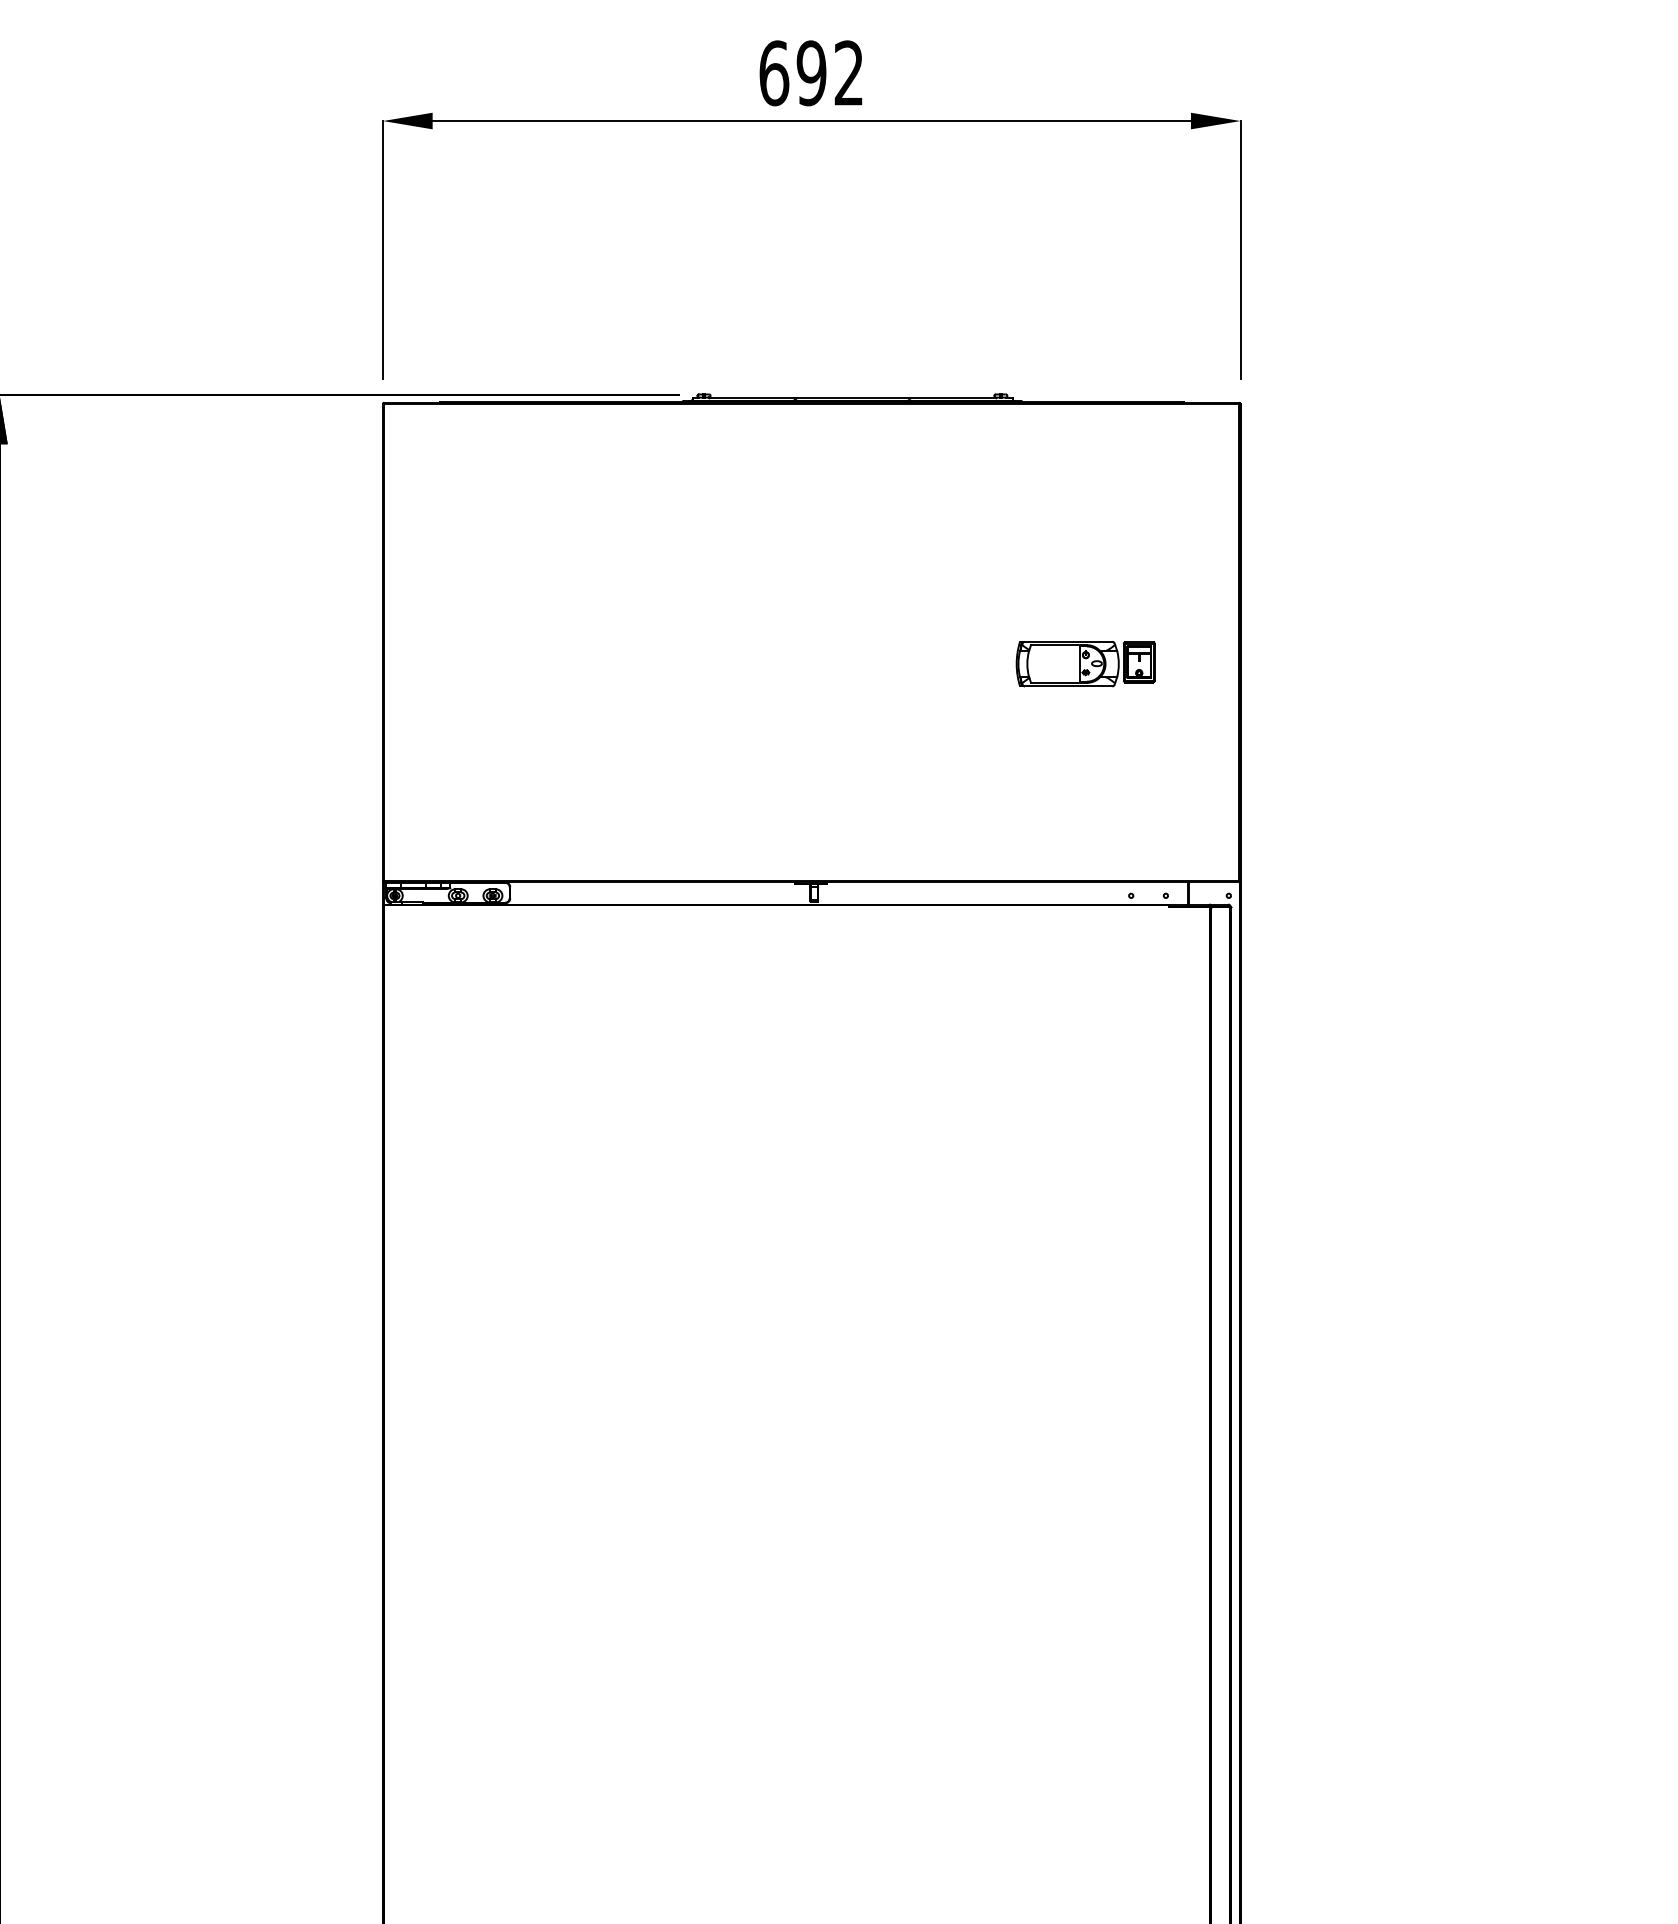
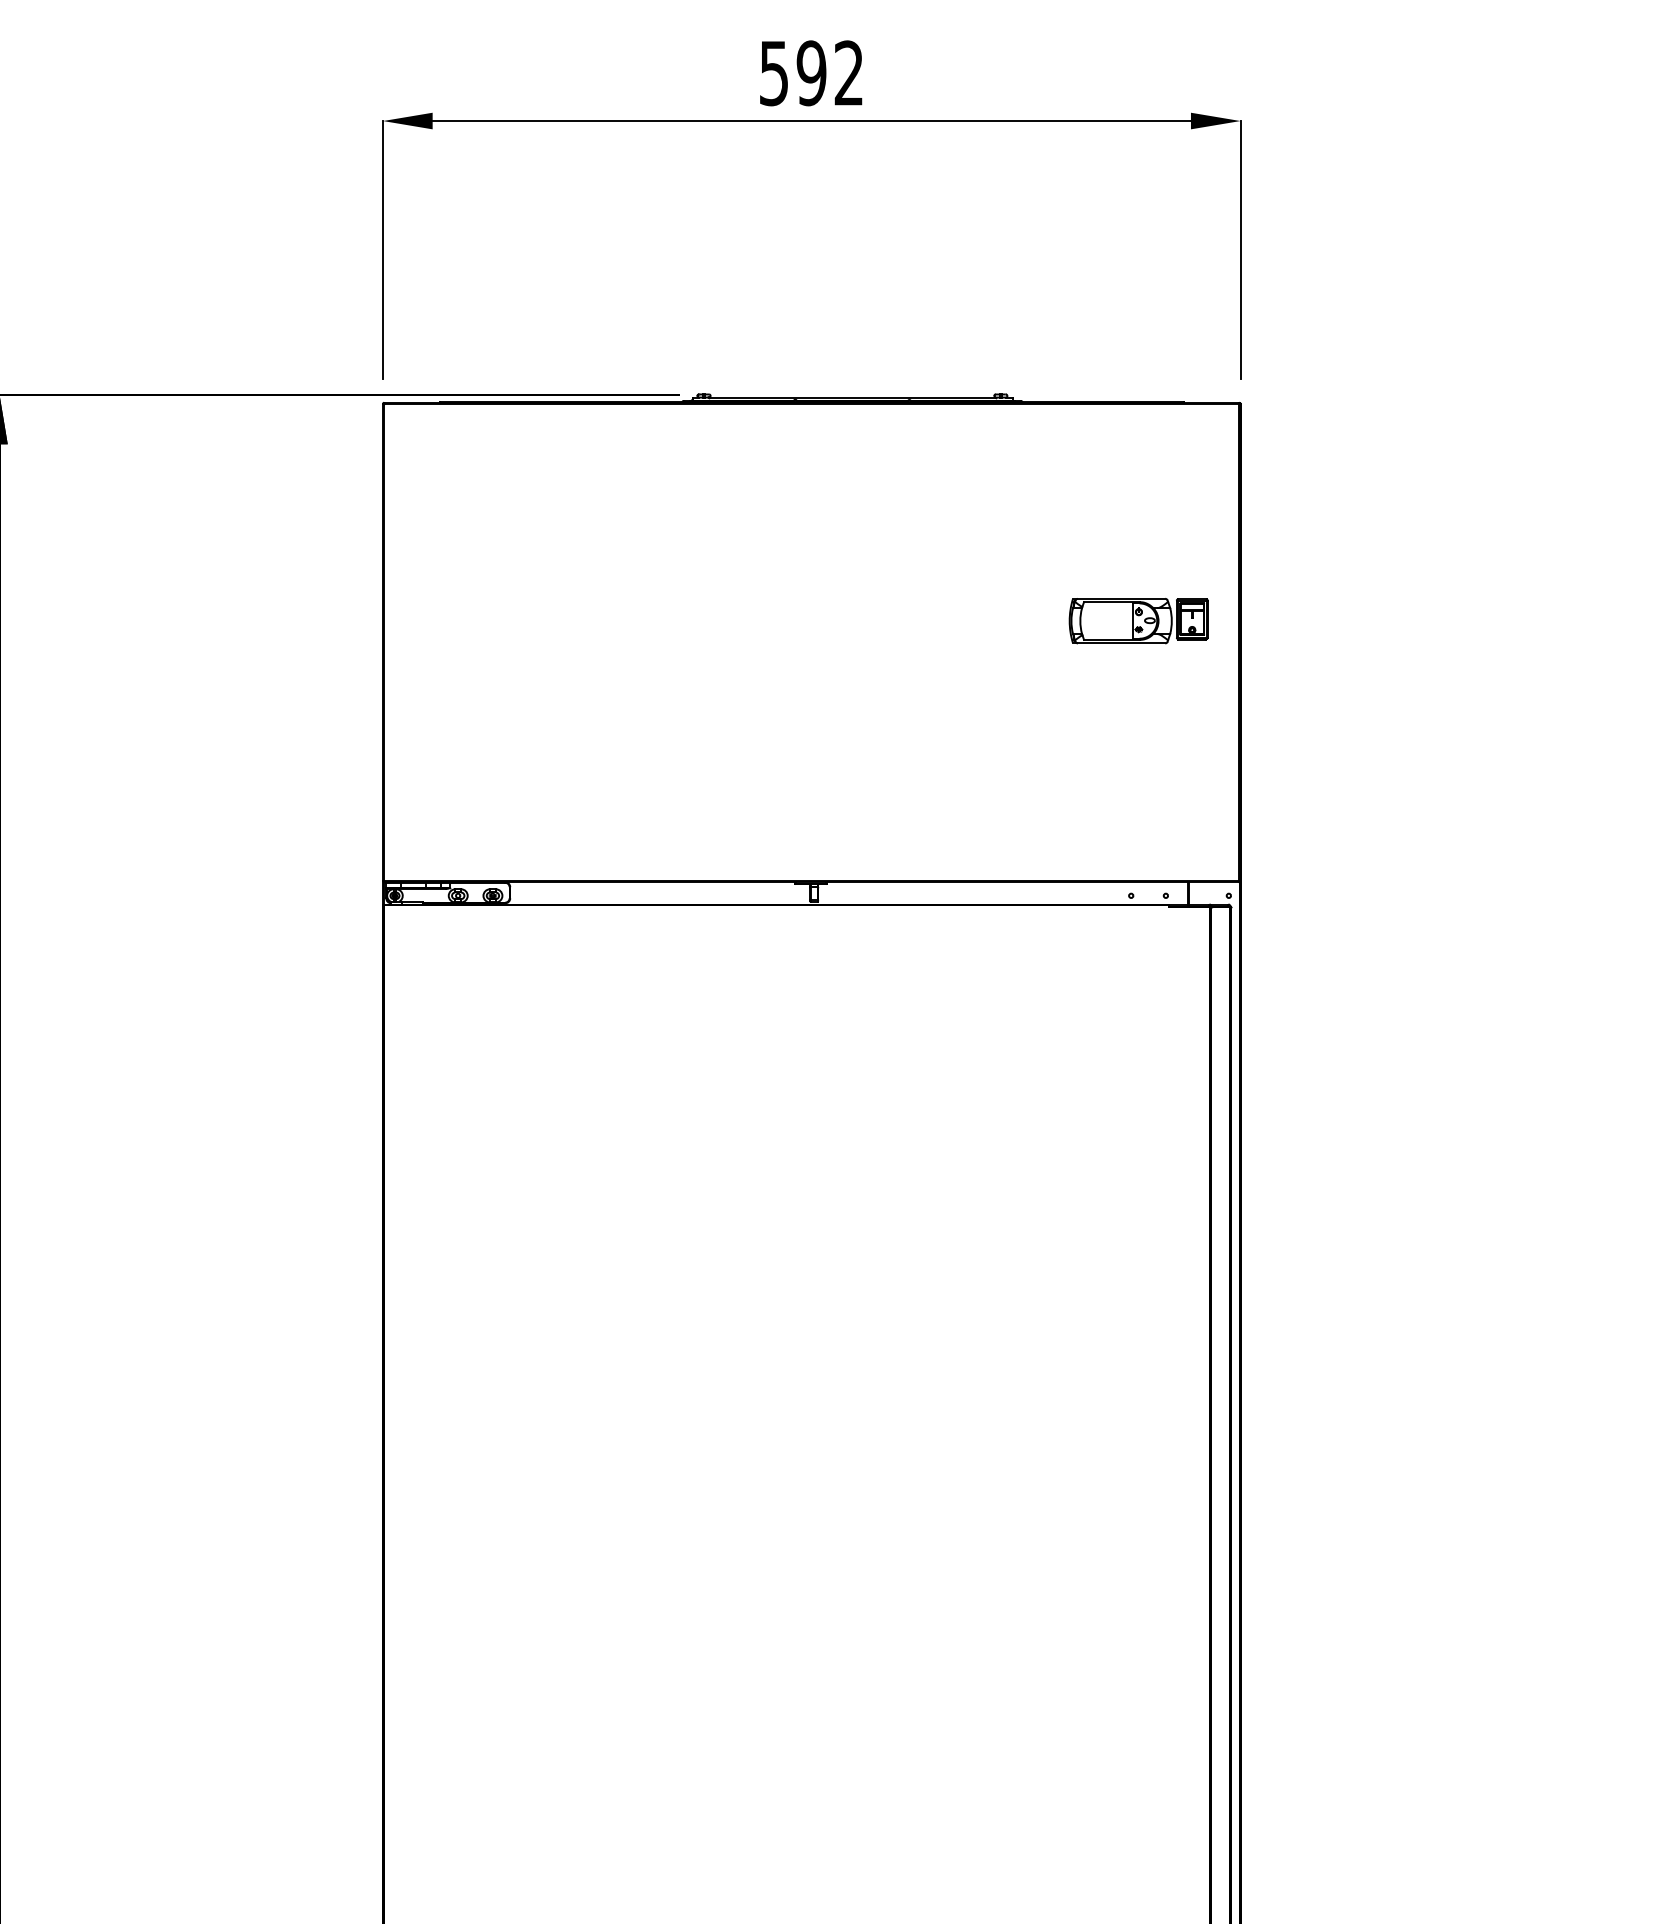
text: 692 -> 592 (774, 73)
part position: (1085, 664) -> (1138, 621) (1138, 621)
